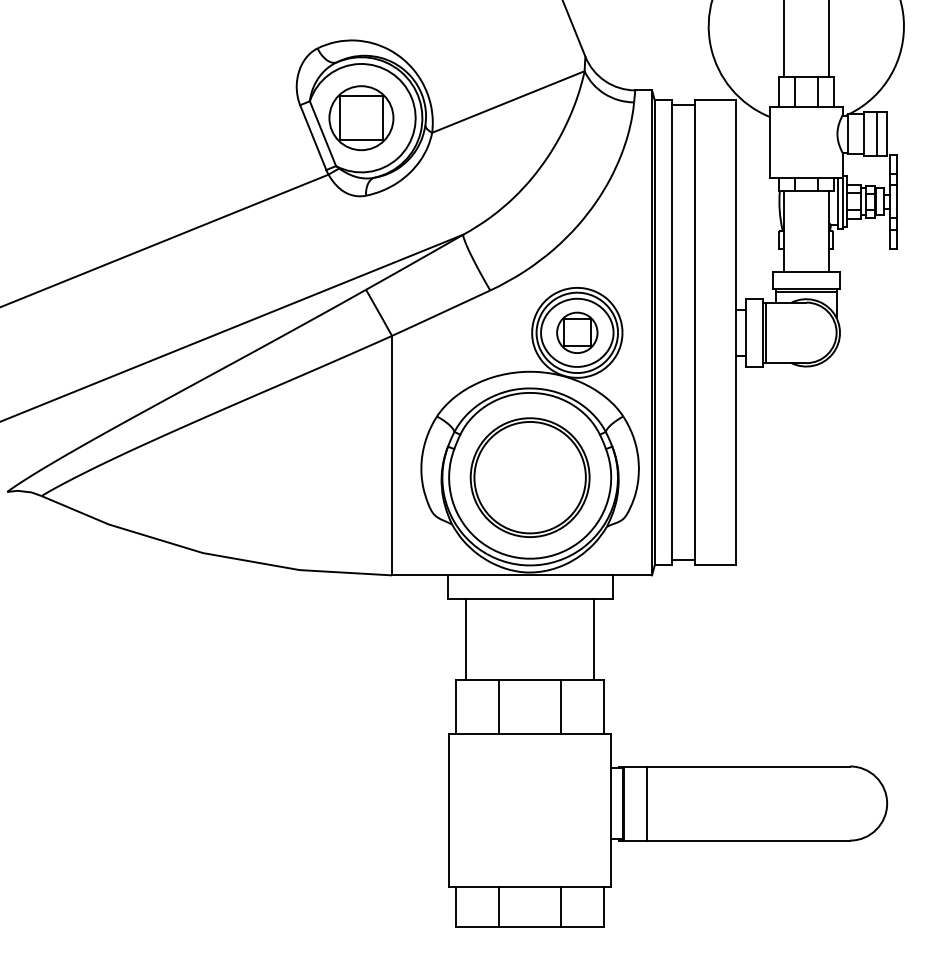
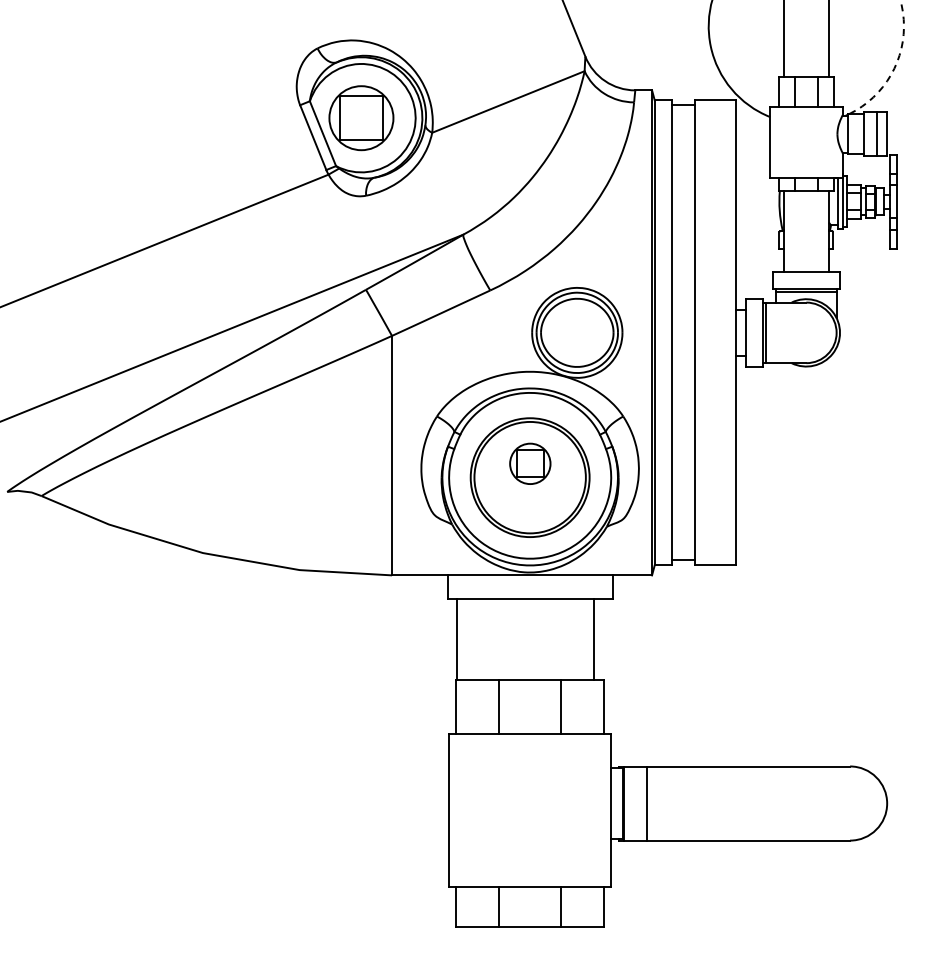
arc: solid -> dashed (895, 66)
part position: (577, 332) -> (530, 463) (530, 463)
line position: (466, 638) -> (457, 638) (457, 638)
